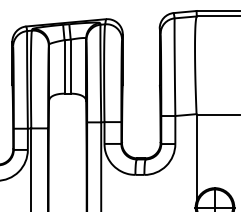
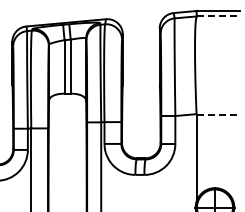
line: solid -> dashed (218, 16)
line: solid -> dashed (218, 114)
